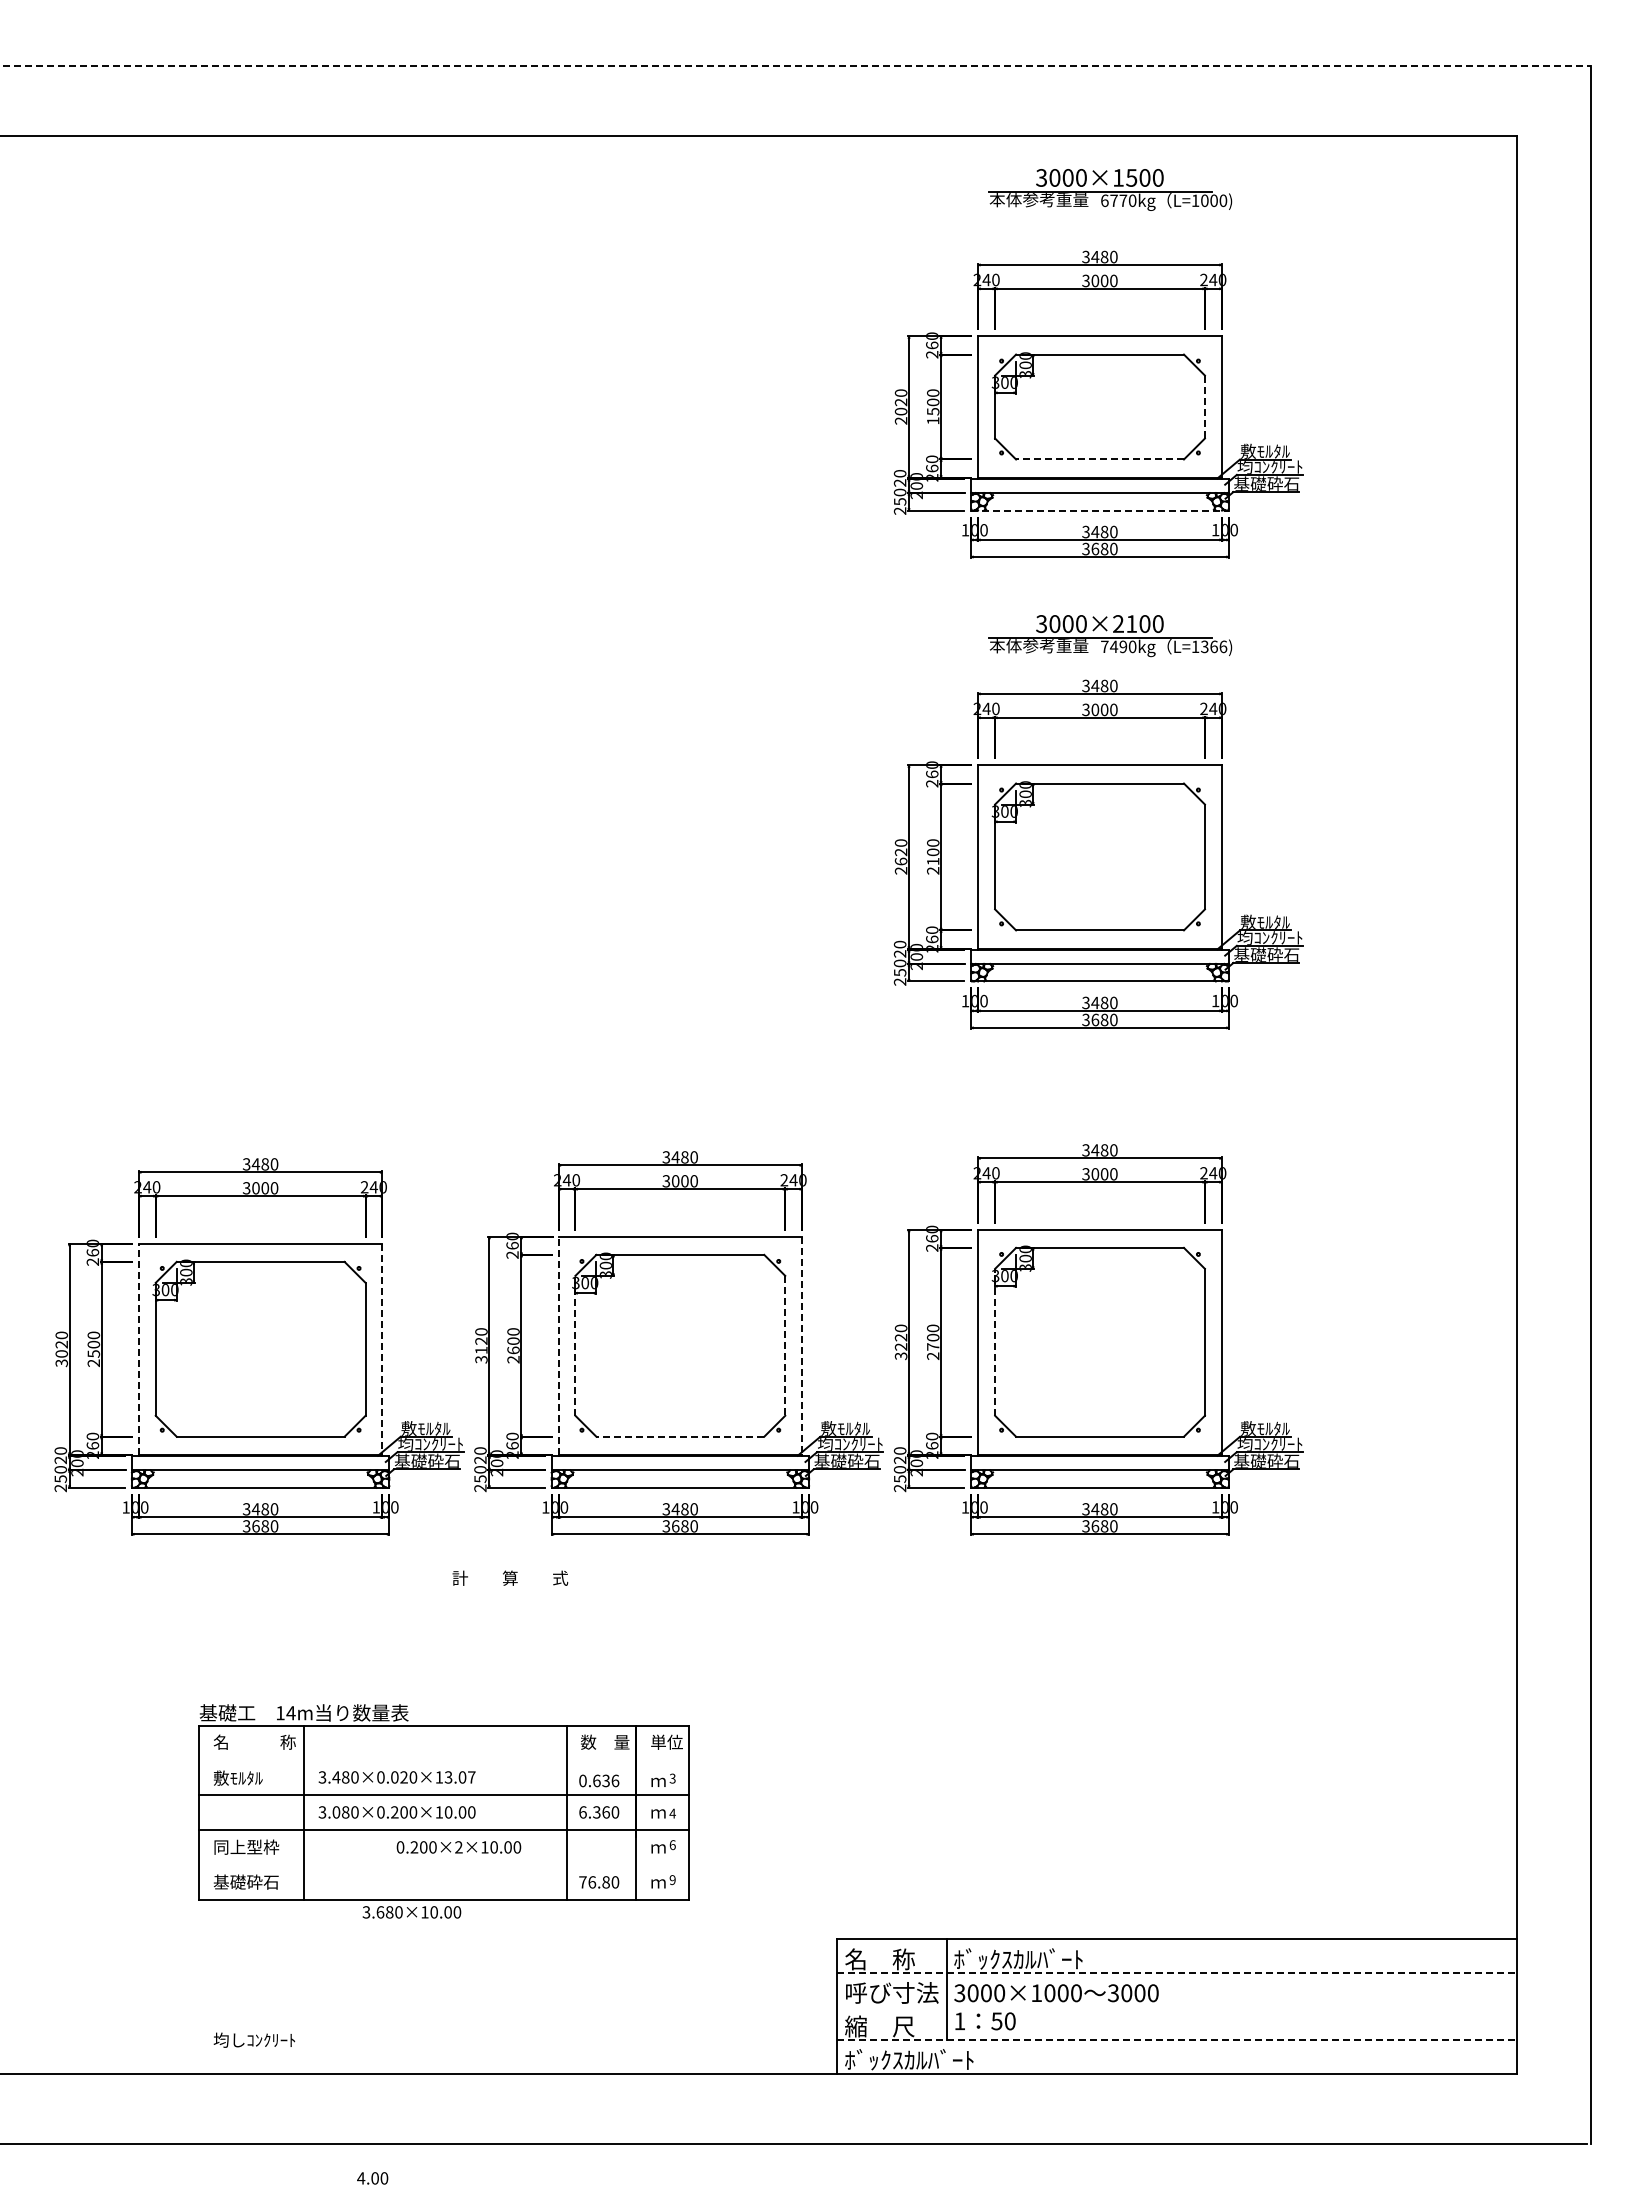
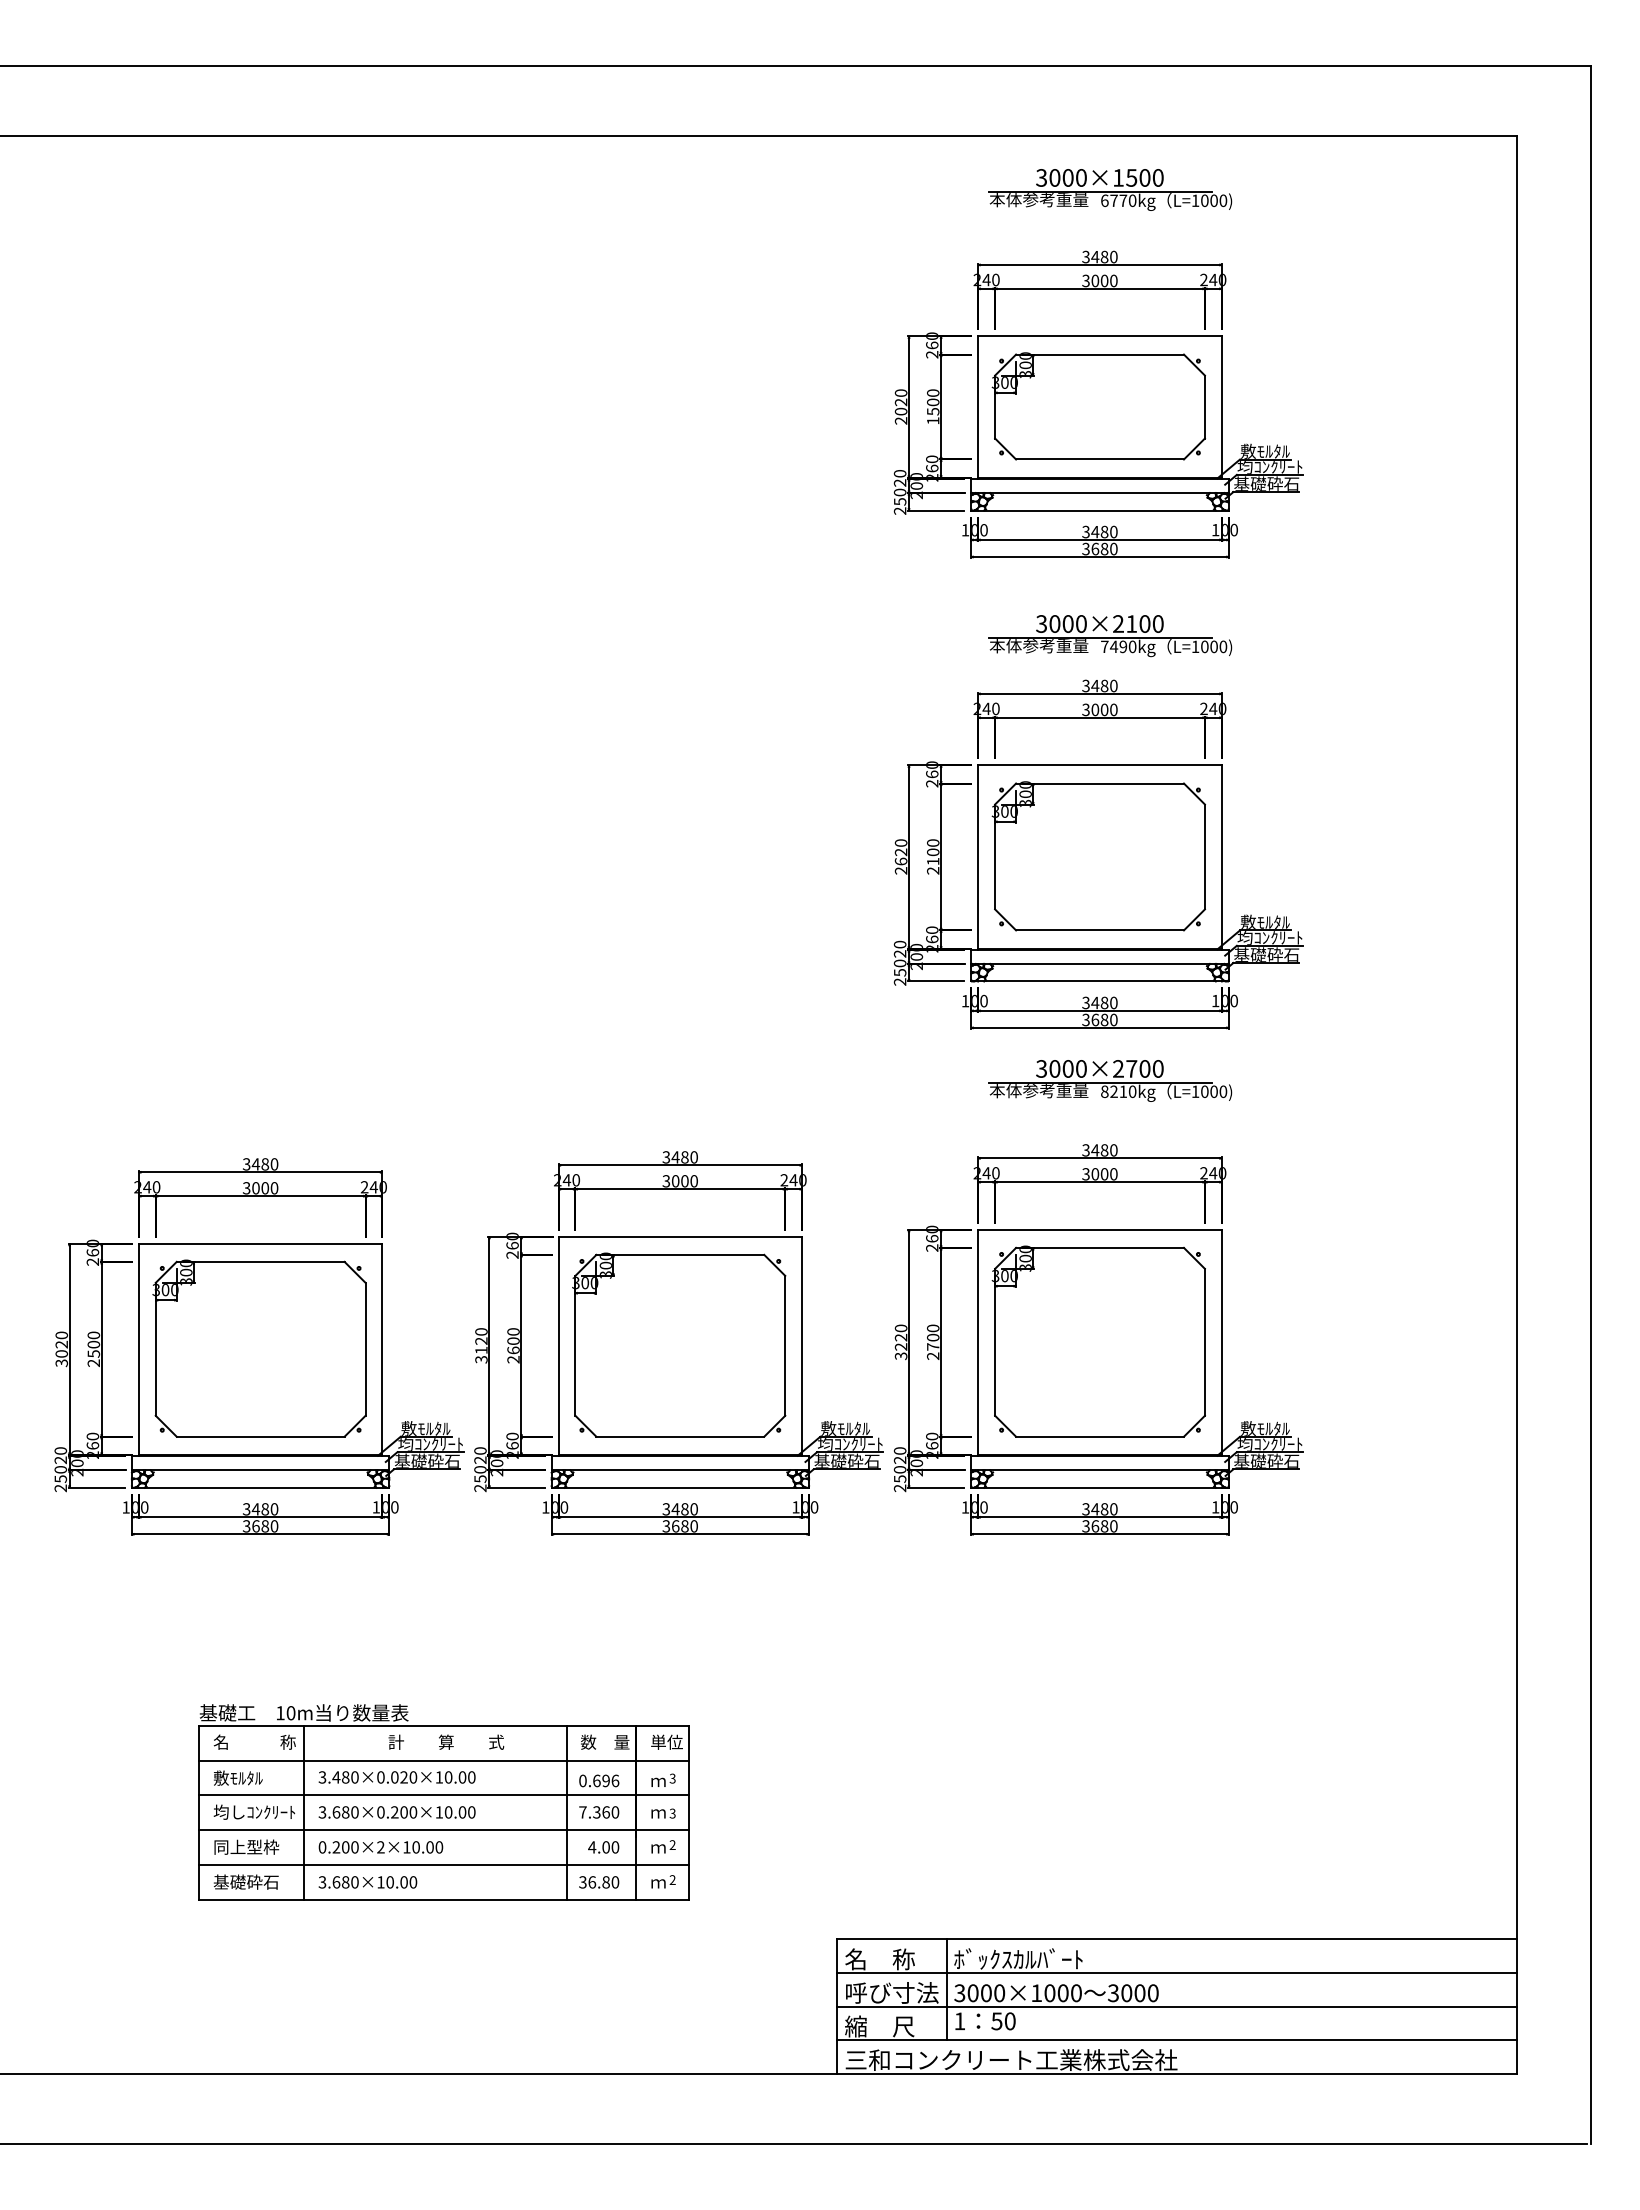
line: dashed -> solid (796, 66)
line: dashed -> solid (1204, 407)
line: dashed -> solid (1100, 459)
line: dashed -> solid (1100, 510)
text: L=1366) -> L=1000) (1214, 646)
part: none -> present (1110, 1080)
line: dashed -> solid (995, 1341)
line: dashed -> solid (558, 1345)
line: dashed -> solid (575, 1345)
line: dashed -> solid (785, 1345)
line: dashed -> solid (802, 1346)
line: dashed -> solid (138, 1349)
line: dashed -> solid (382, 1349)
line: dashed -> solid (680, 1436)
text position: (510, 1577) -> (446, 1741) (446, 1741)
text: 14m -> 10m (290, 1713)
line: none -> present (443, 1760)
text: 3.480×0.020×13.07 -> 3.480×0.020×10.00 (459, 1777)
text: 0.636 -> 0.696 (605, 1781)
text: 3.080×0.200×10.00 -> 3.680×0.200×10.00 (336, 1812)
text: 6.360 -> 7.360 (582, 1812)
text: 4 -> 3 (672, 1813)
text: 6 -> 2 (672, 1845)
text position: (458, 1847) -> (380, 1847) (380, 1847)
line: none -> present (443, 1865)
text: 9 -> 2 (672, 1880)
text: 76.80 -> 36.80 (582, 1882)
text position: (411, 1912) -> (367, 1882) (367, 1882)
line: dashed -> solid (1177, 1973)
line: none -> present (1177, 2006)
text position: (254, 2039) -> (254, 1811) (254, 1811)
line: dashed -> solid (1177, 2040)
text: ﾎﾞｯｸｽｶﾙﾊﾞｰﾄ -> 三和コンクリート工業株式会社 (1011, 2059)
text position: (372, 2178) -> (603, 1847) (603, 1847)
